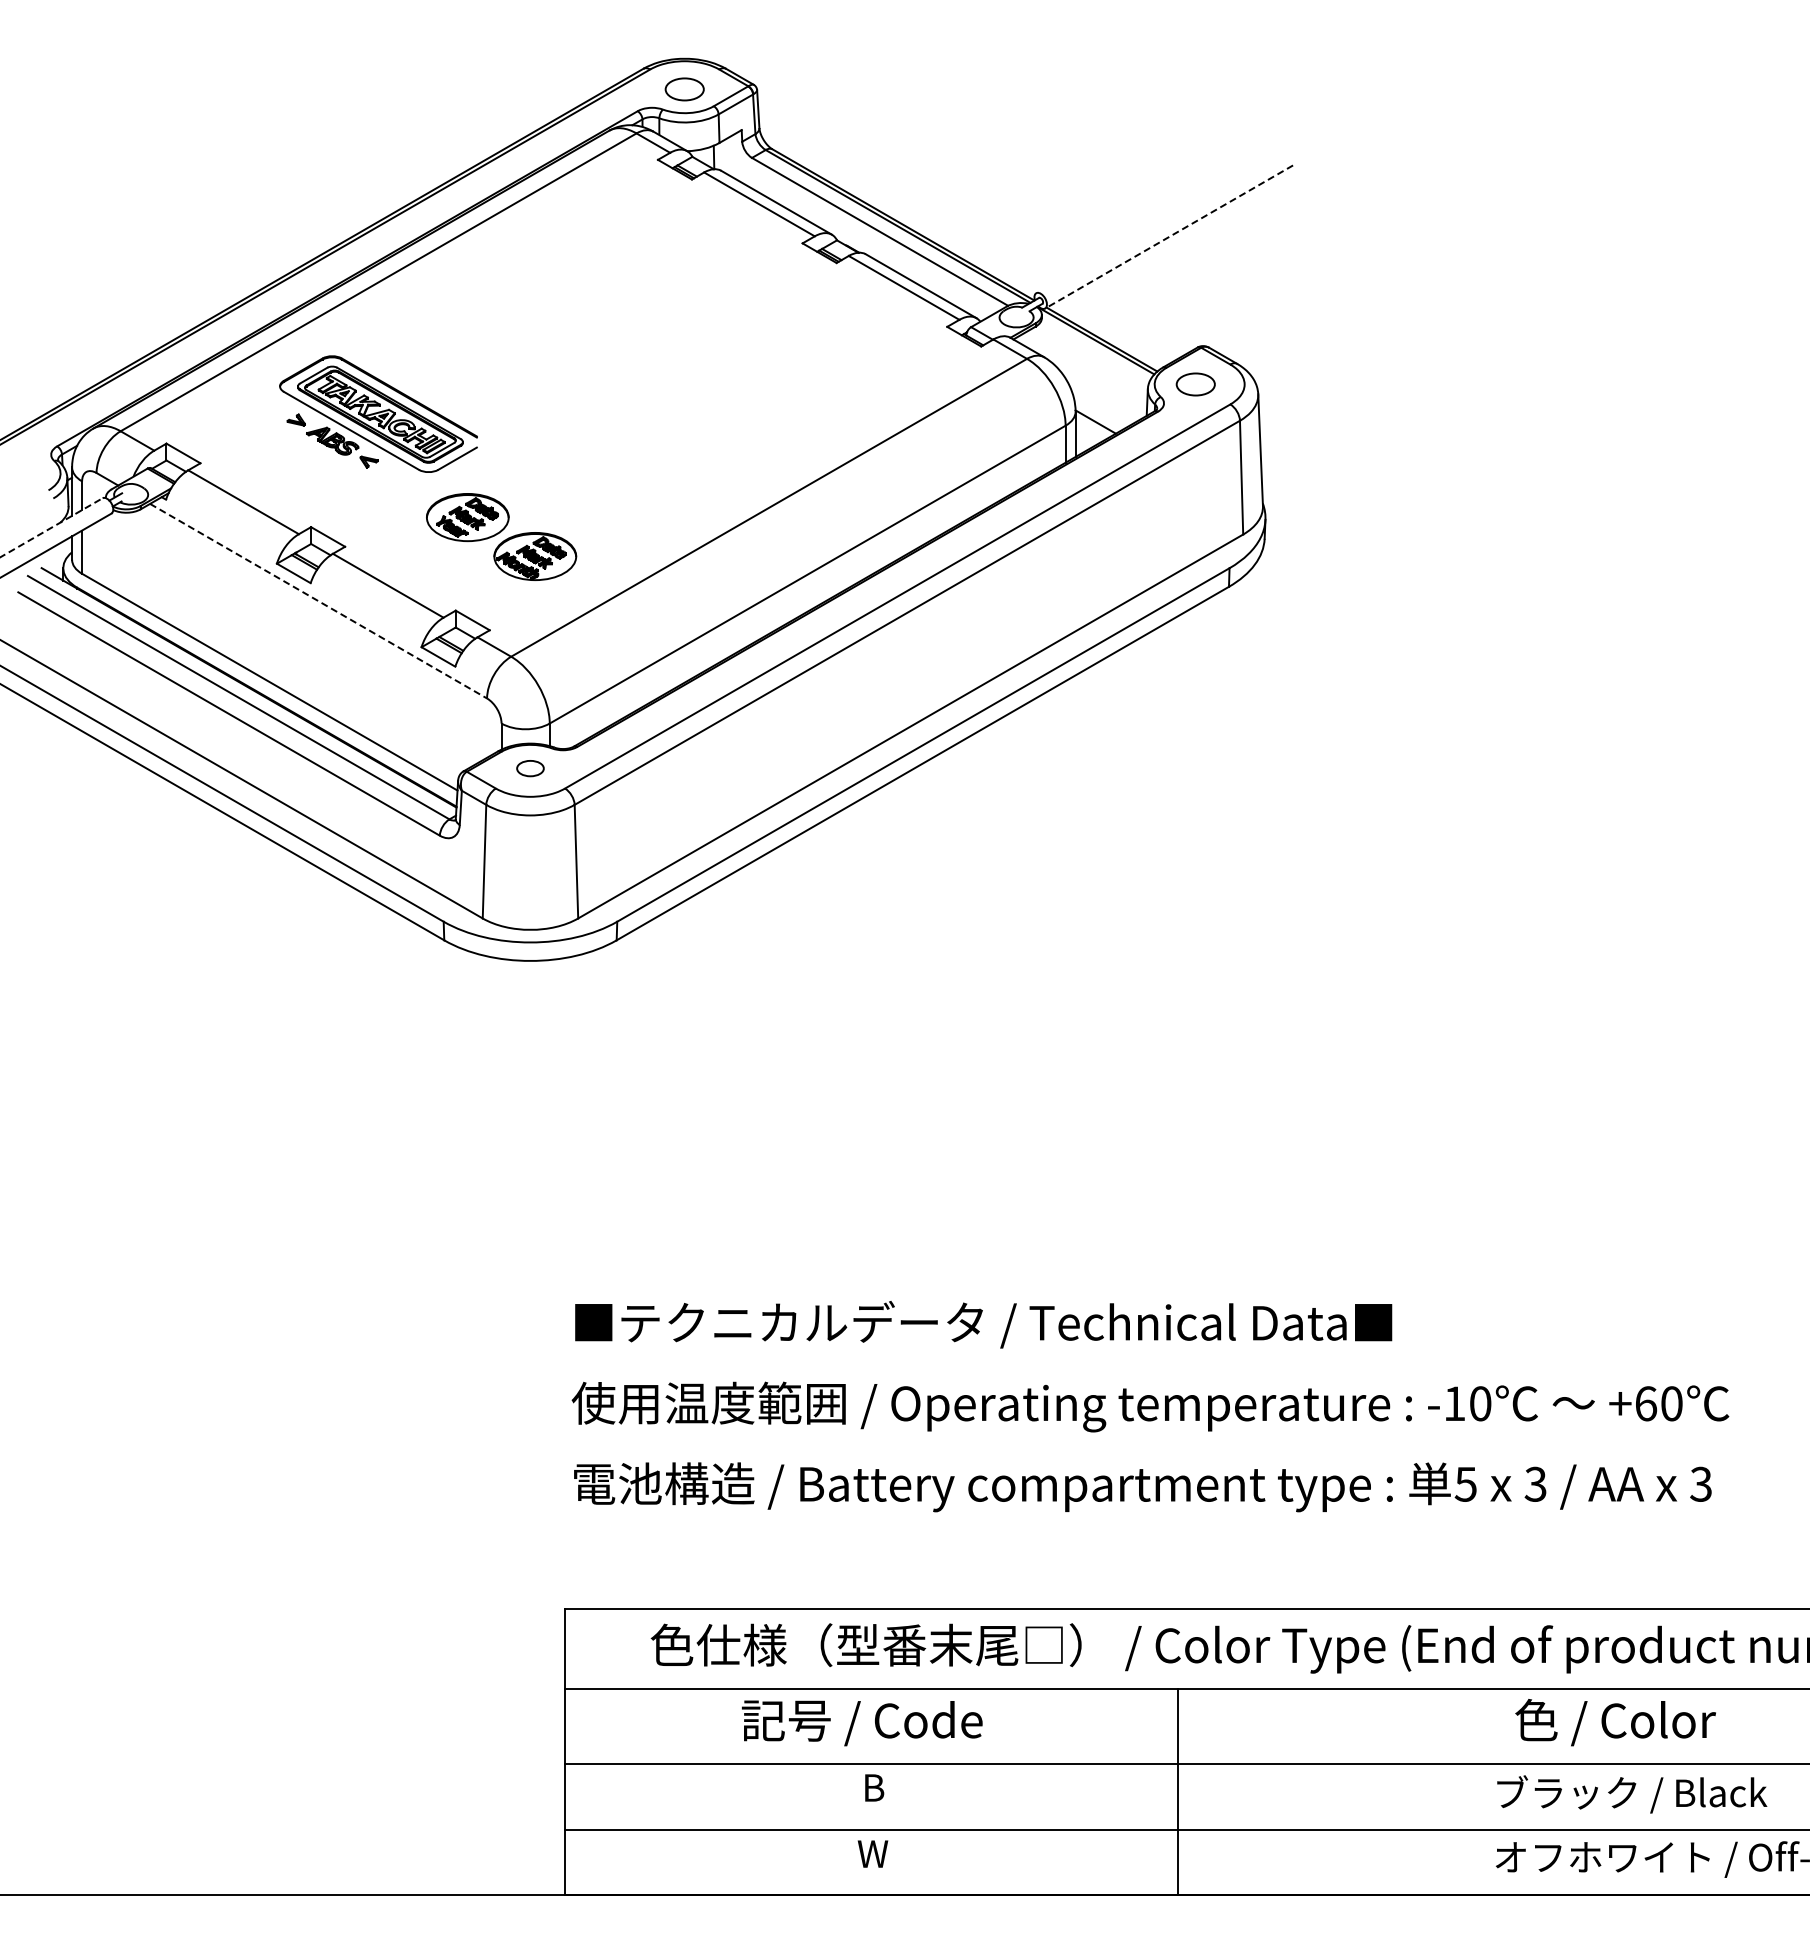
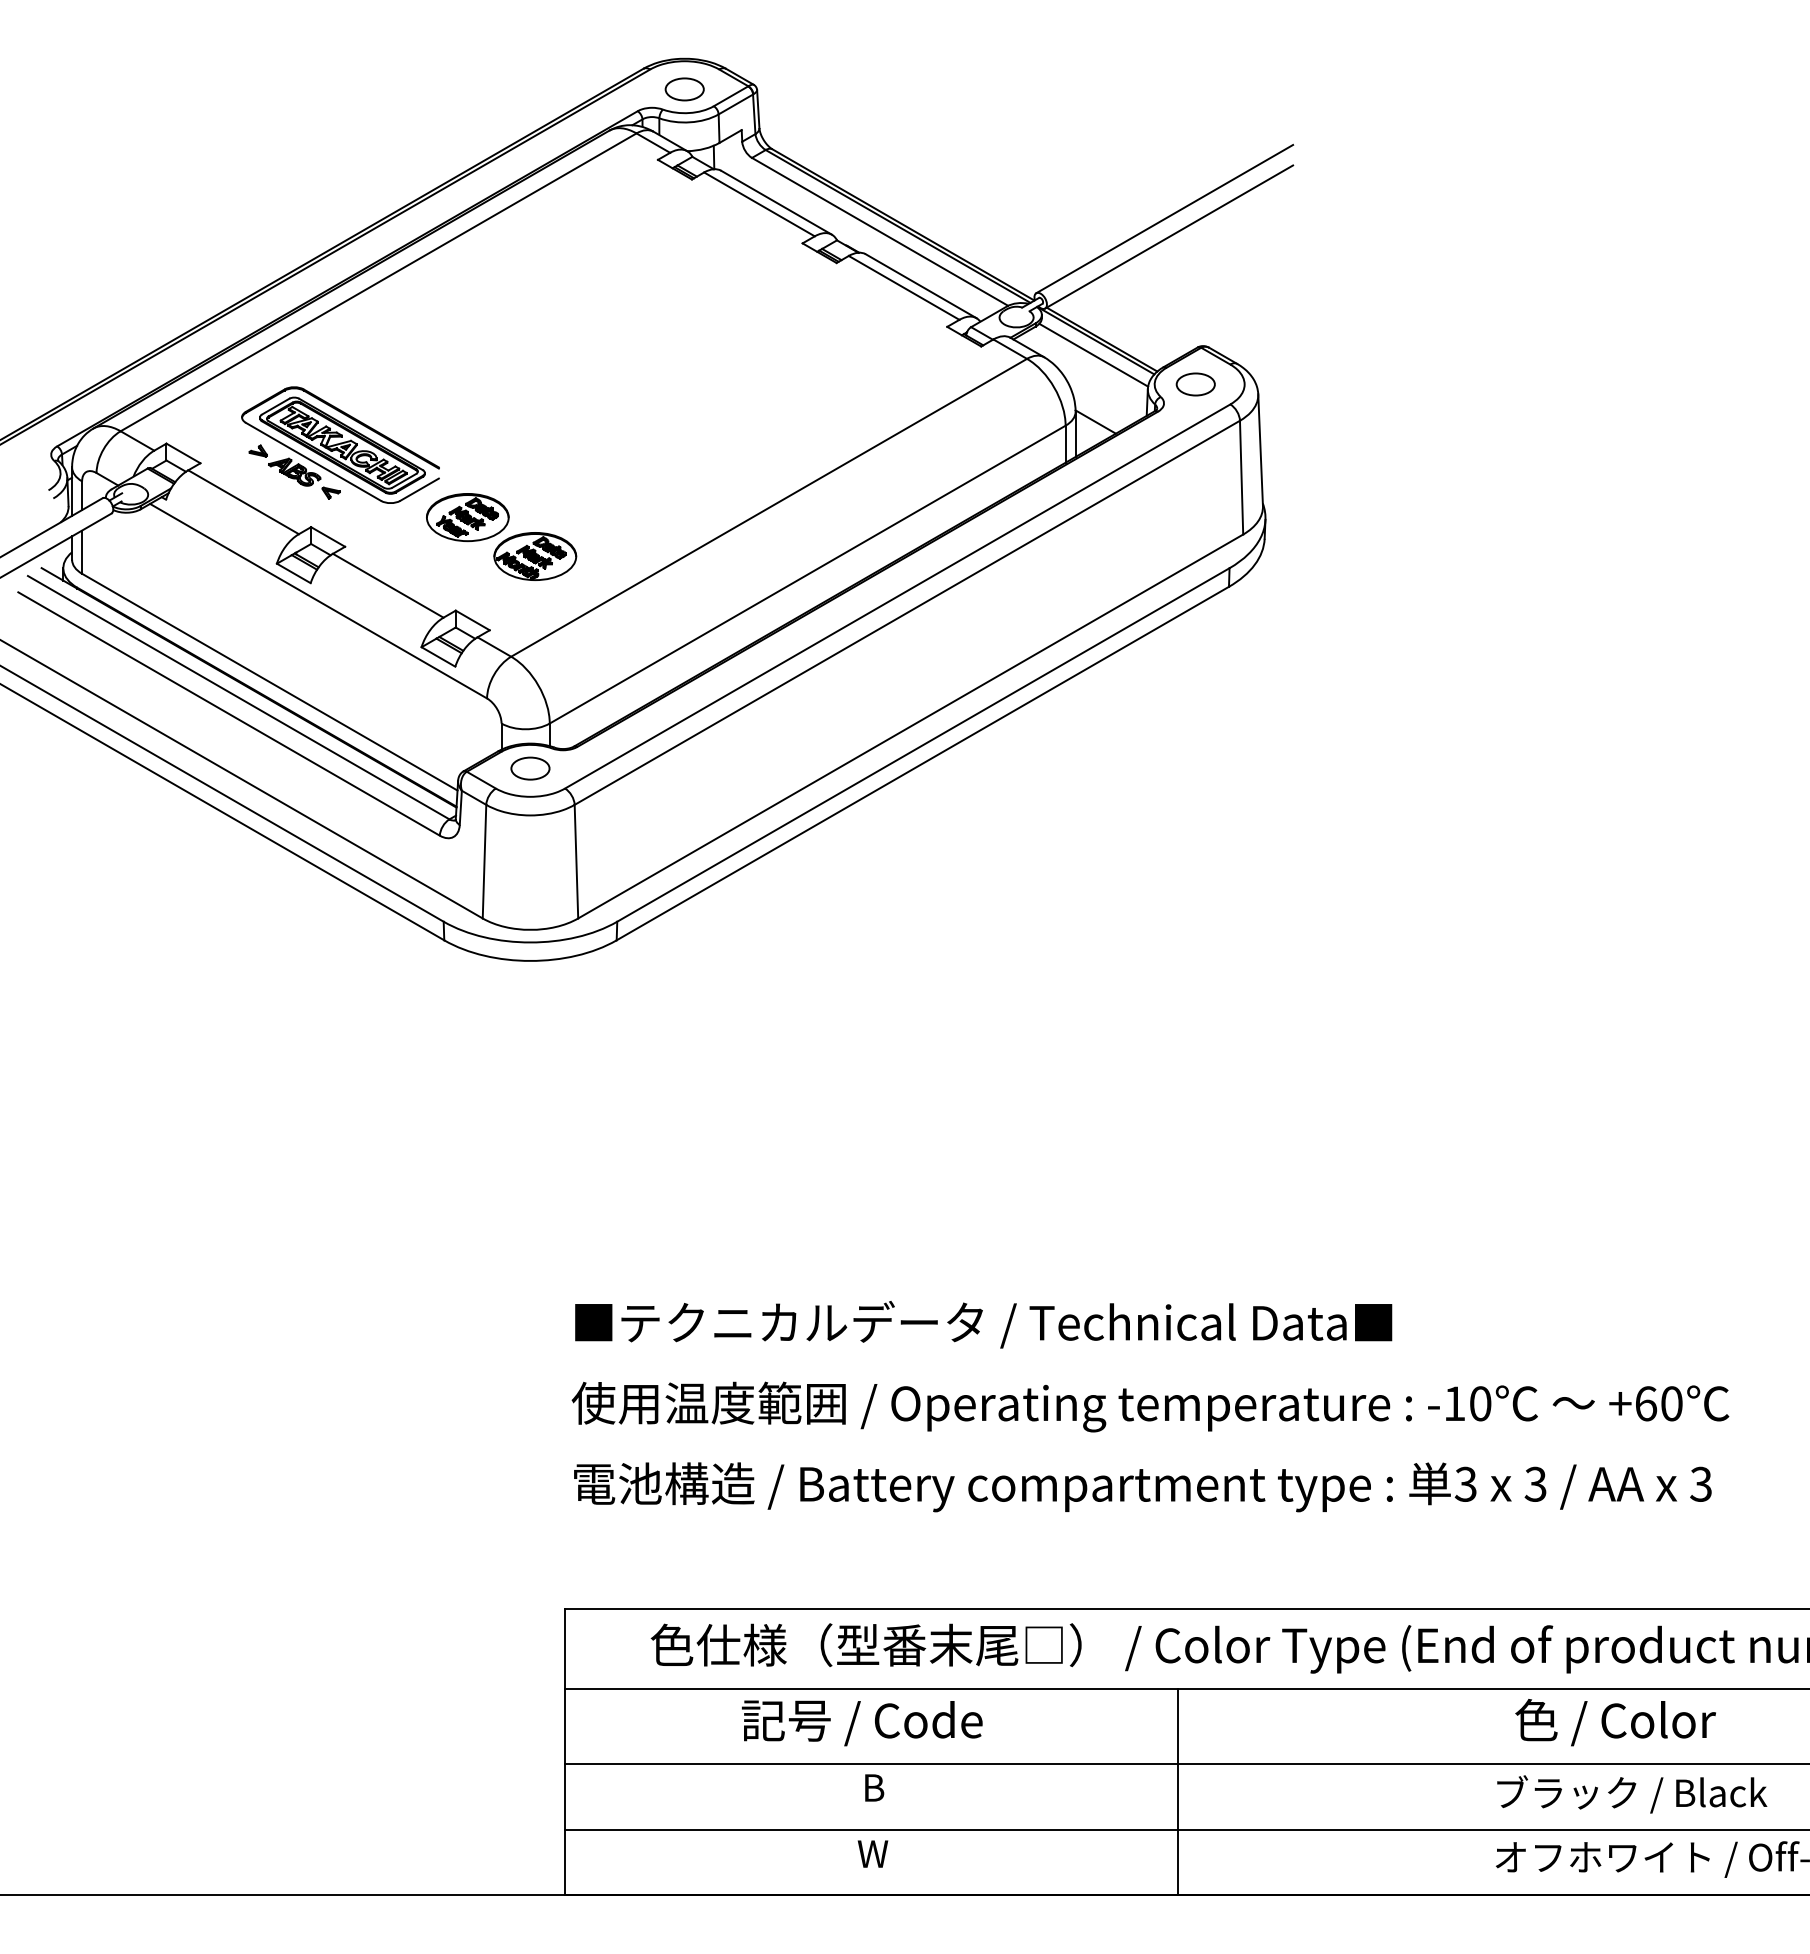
line: none -> present (1164, 218)
line: dashed -> solid (1168, 237)
line: none -> present (1093, 354)
part position: (378, 413) -> (340, 444) (340, 444)
line: dashed -> solid (51, 527)
line: dashed -> solid (318, 601)
part size: 29x18 px -> 41x25 px (530, 768)
text: 5 -> 3 (1465, 1483)
